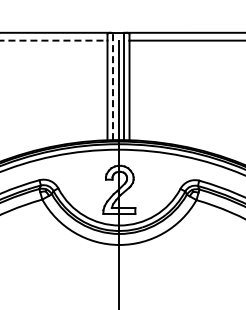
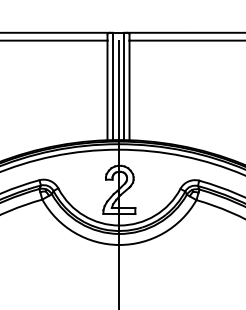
line: dashed -> solid (54, 40)
line: dashed -> solid (113, 86)
